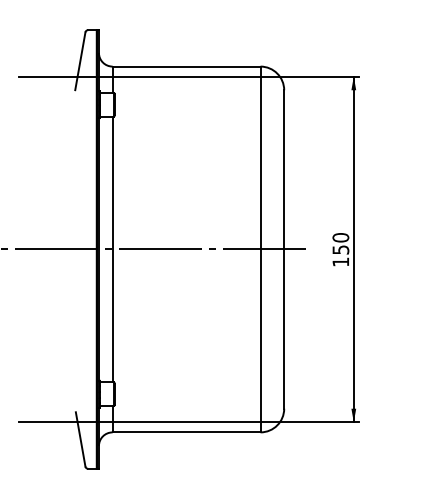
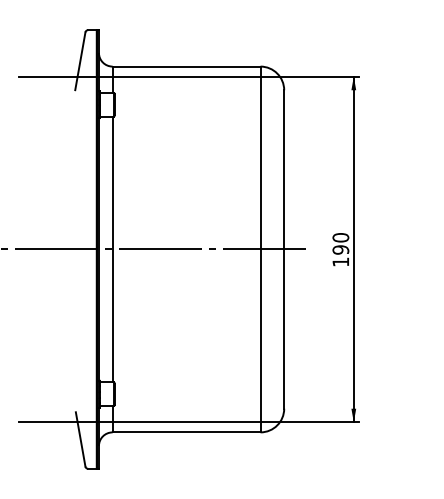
text: 150 -> 190 (340, 249)
